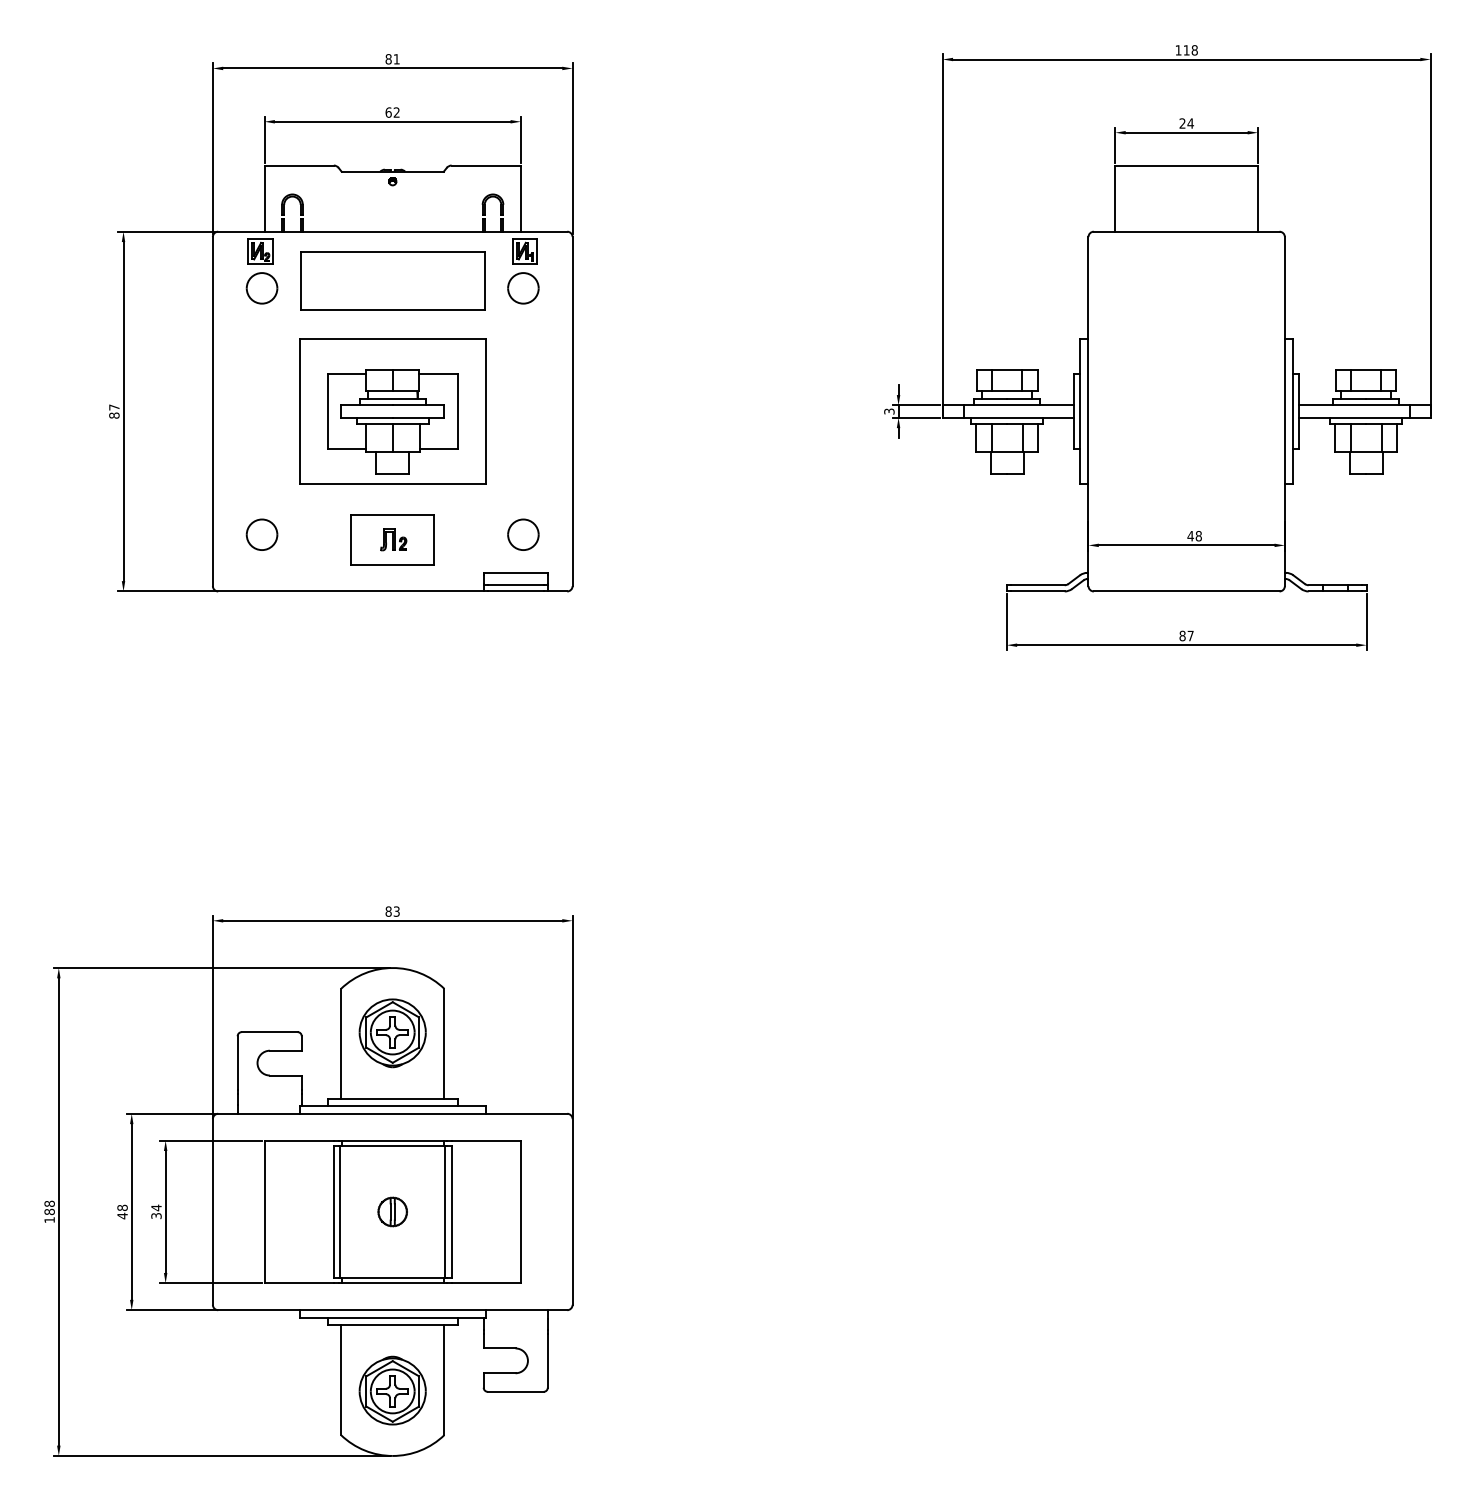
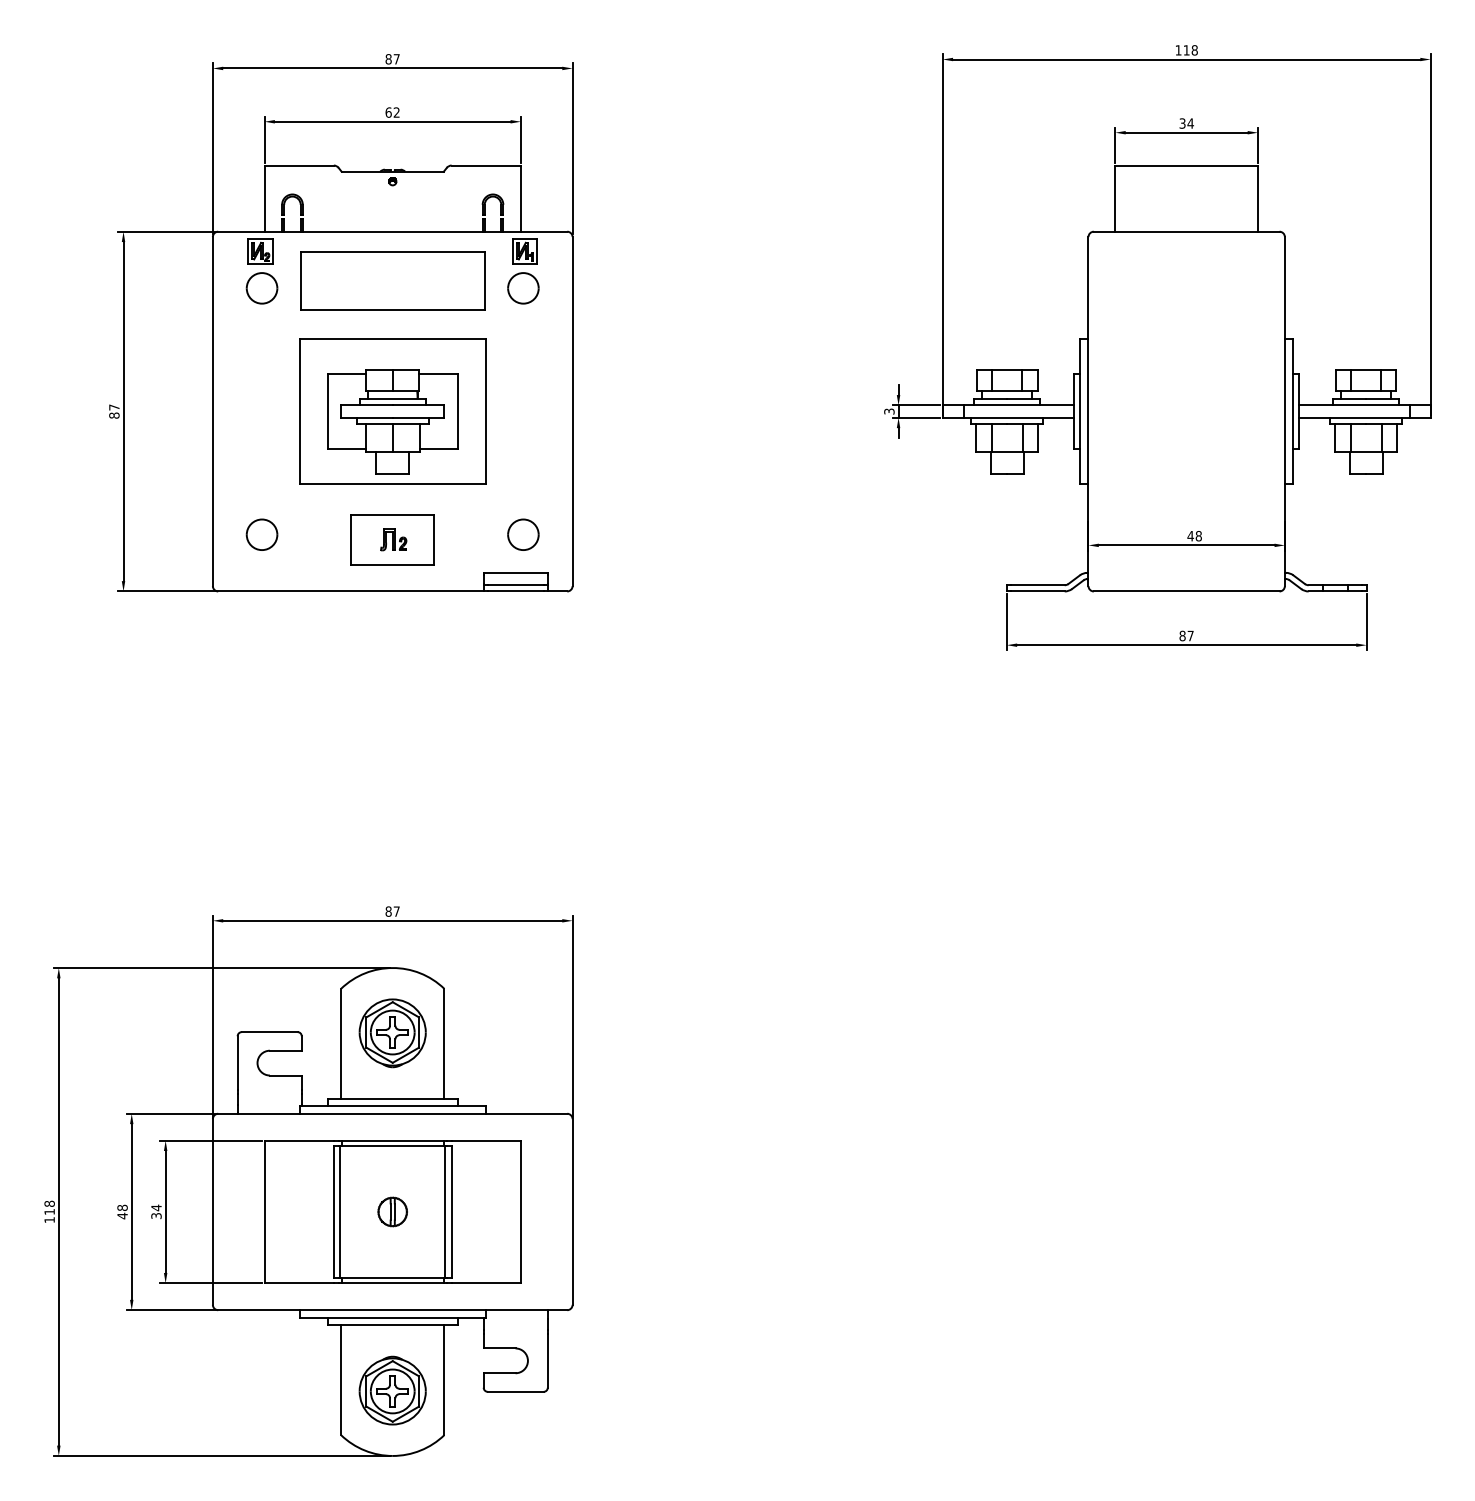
text: 81 -> 87 (396, 59)
text: 24 -> 34 (1182, 123)
text: 83 -> 87 (396, 911)
text: 188 -> 118 (49, 1211)
